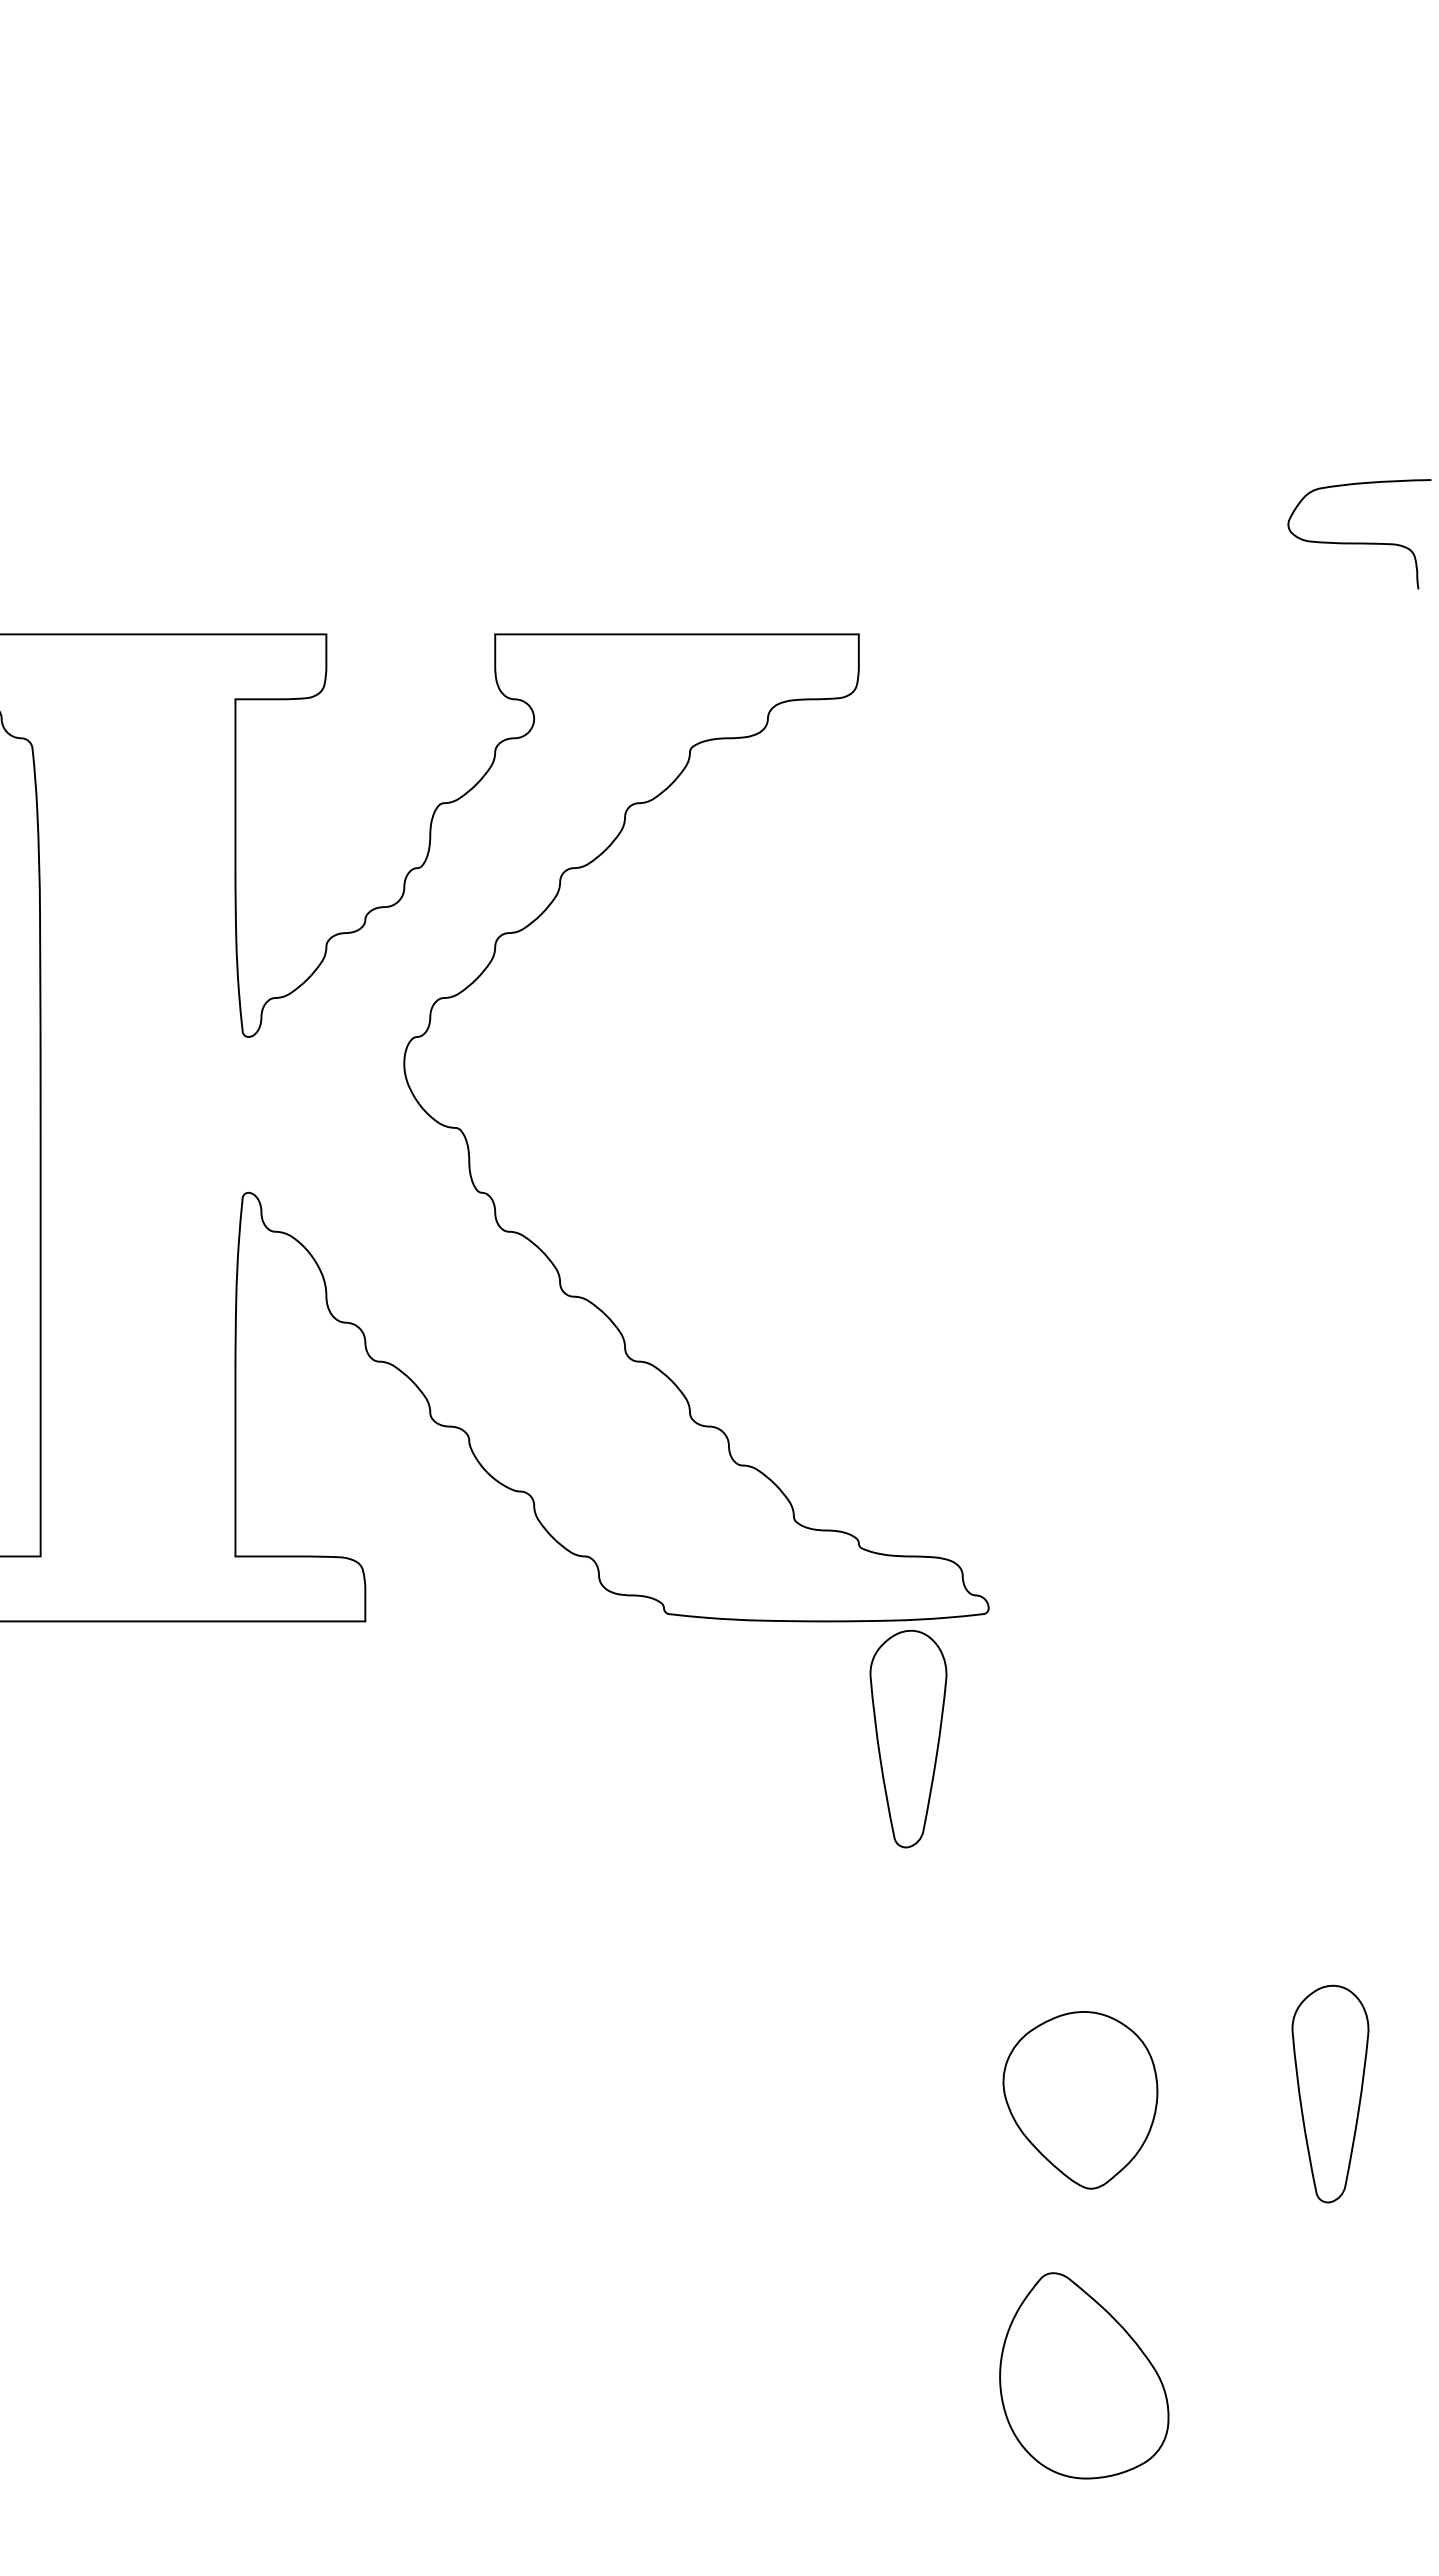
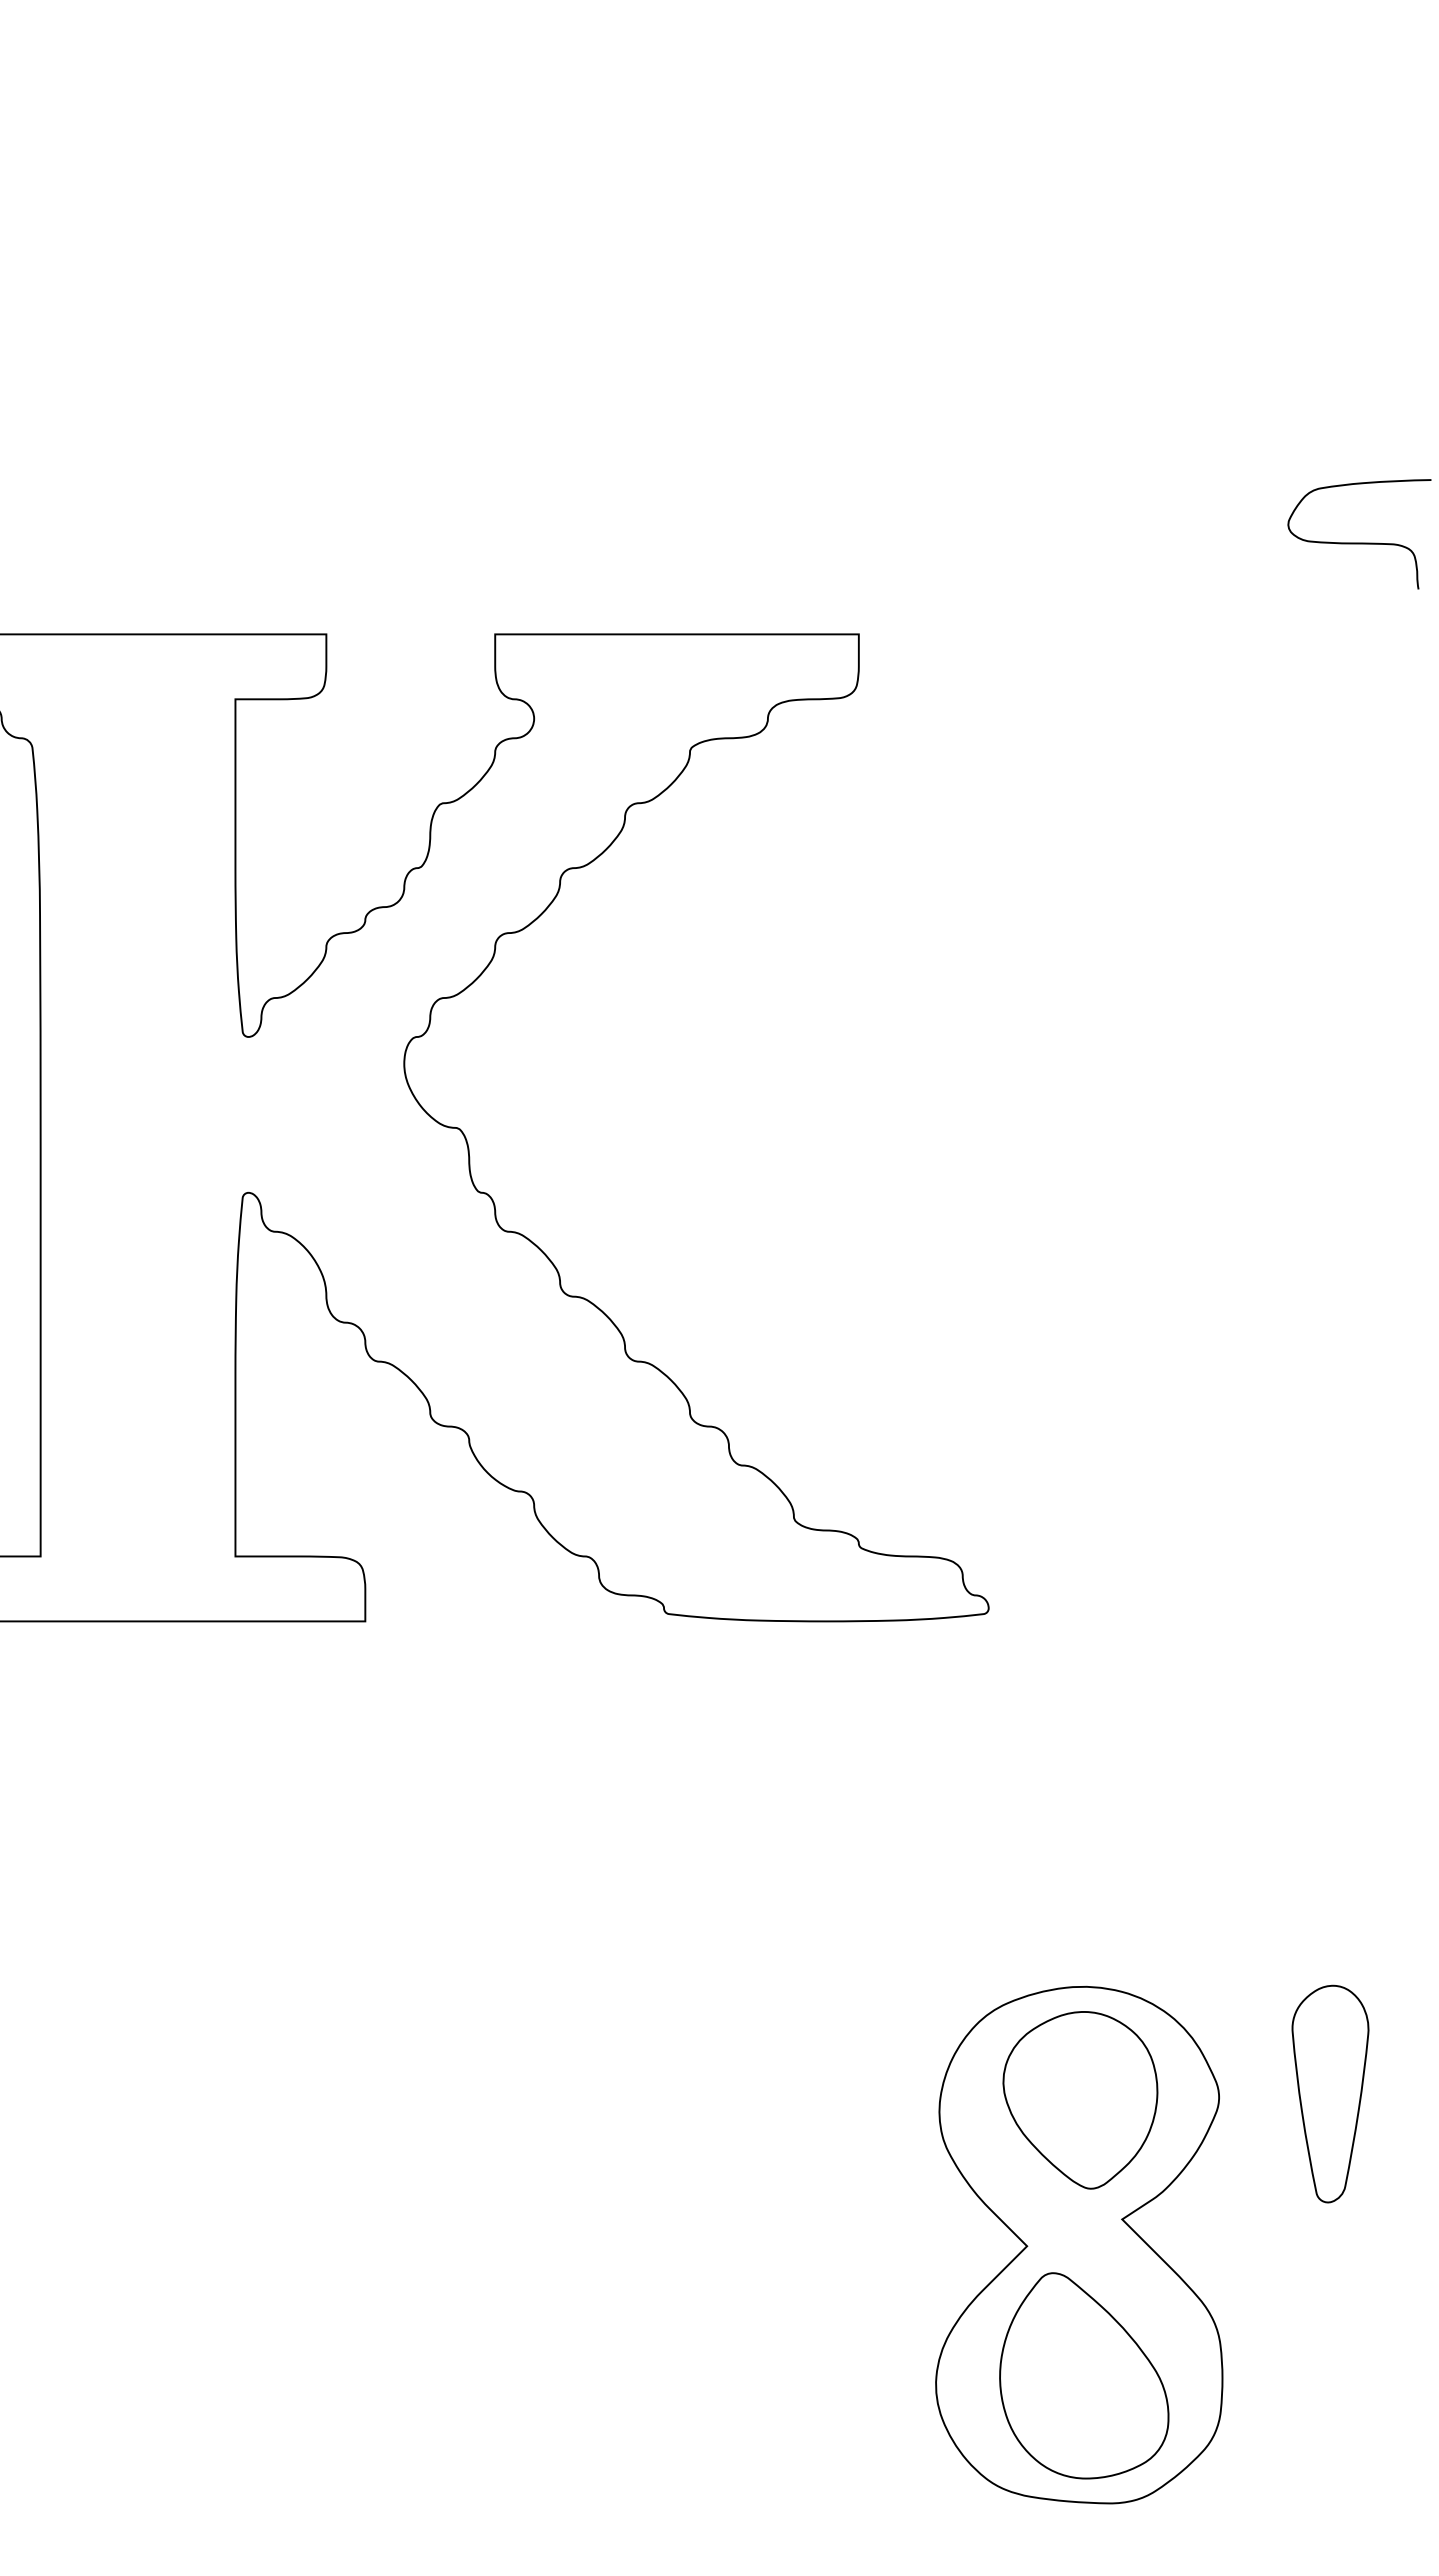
part: present -> none (908, 1738)
part: none -> present (1079, 2244)
